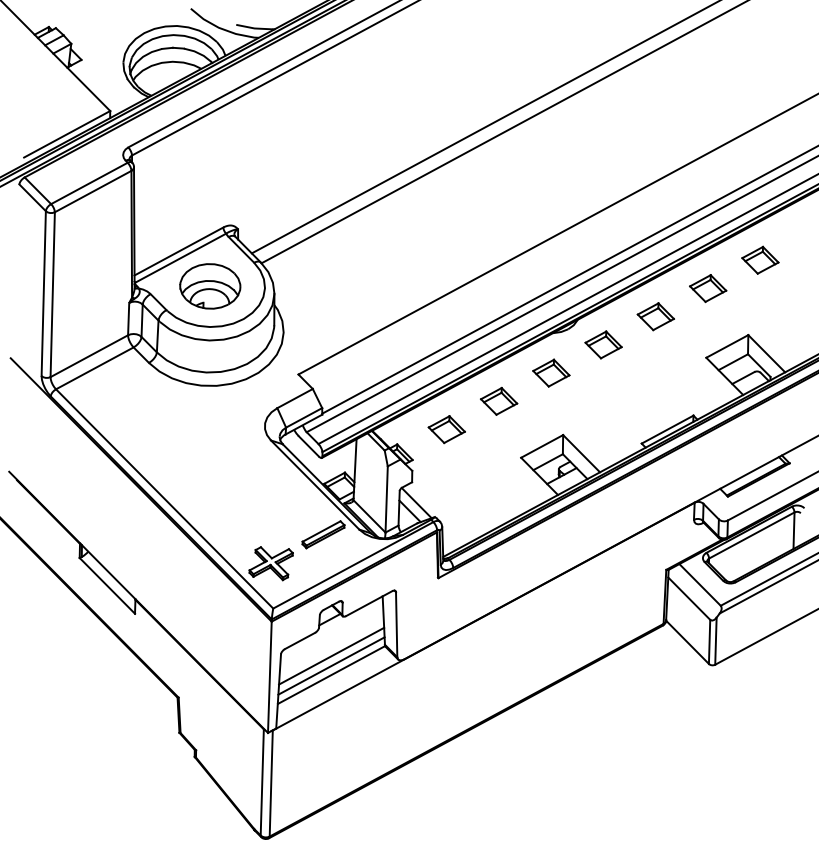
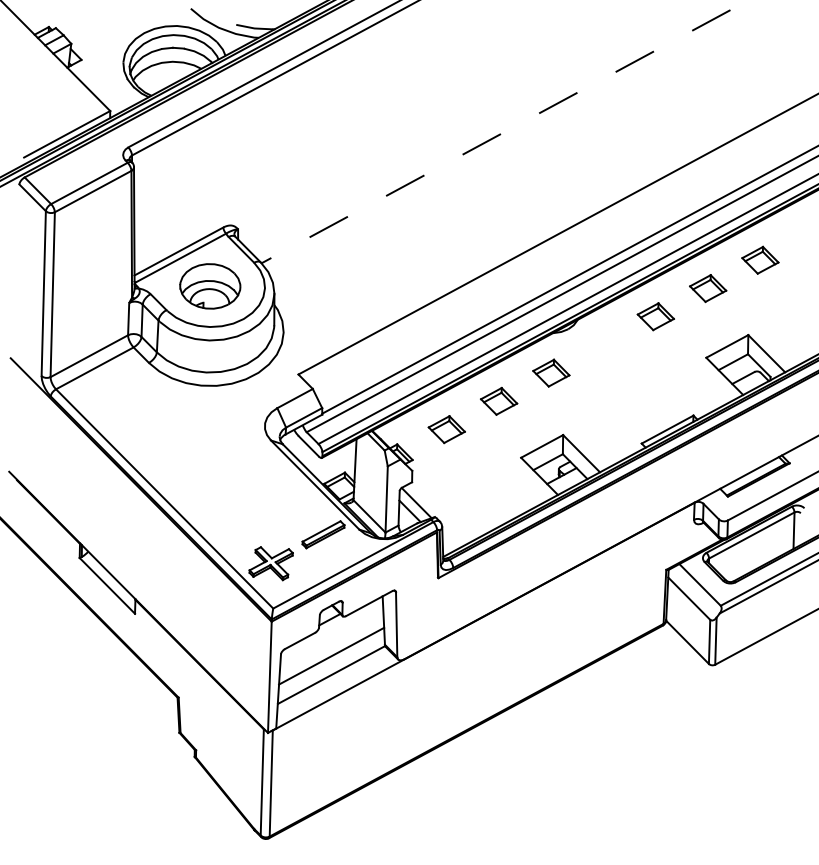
line: present -> none (483, 127)
line: solid -> dashed (505, 131)
part: present -> none (603, 344)
line: present -> none (331, 665)
